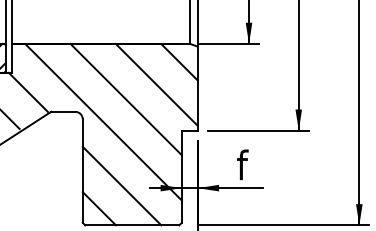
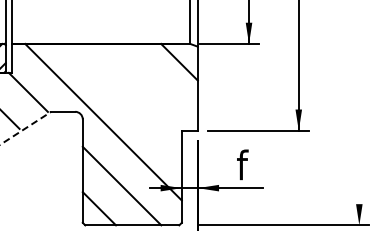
line: present -> none (156, 84)
line: present -> none (125, 99)
line: present -> none (359, 113)
line: solid -> dashed (26, 128)
